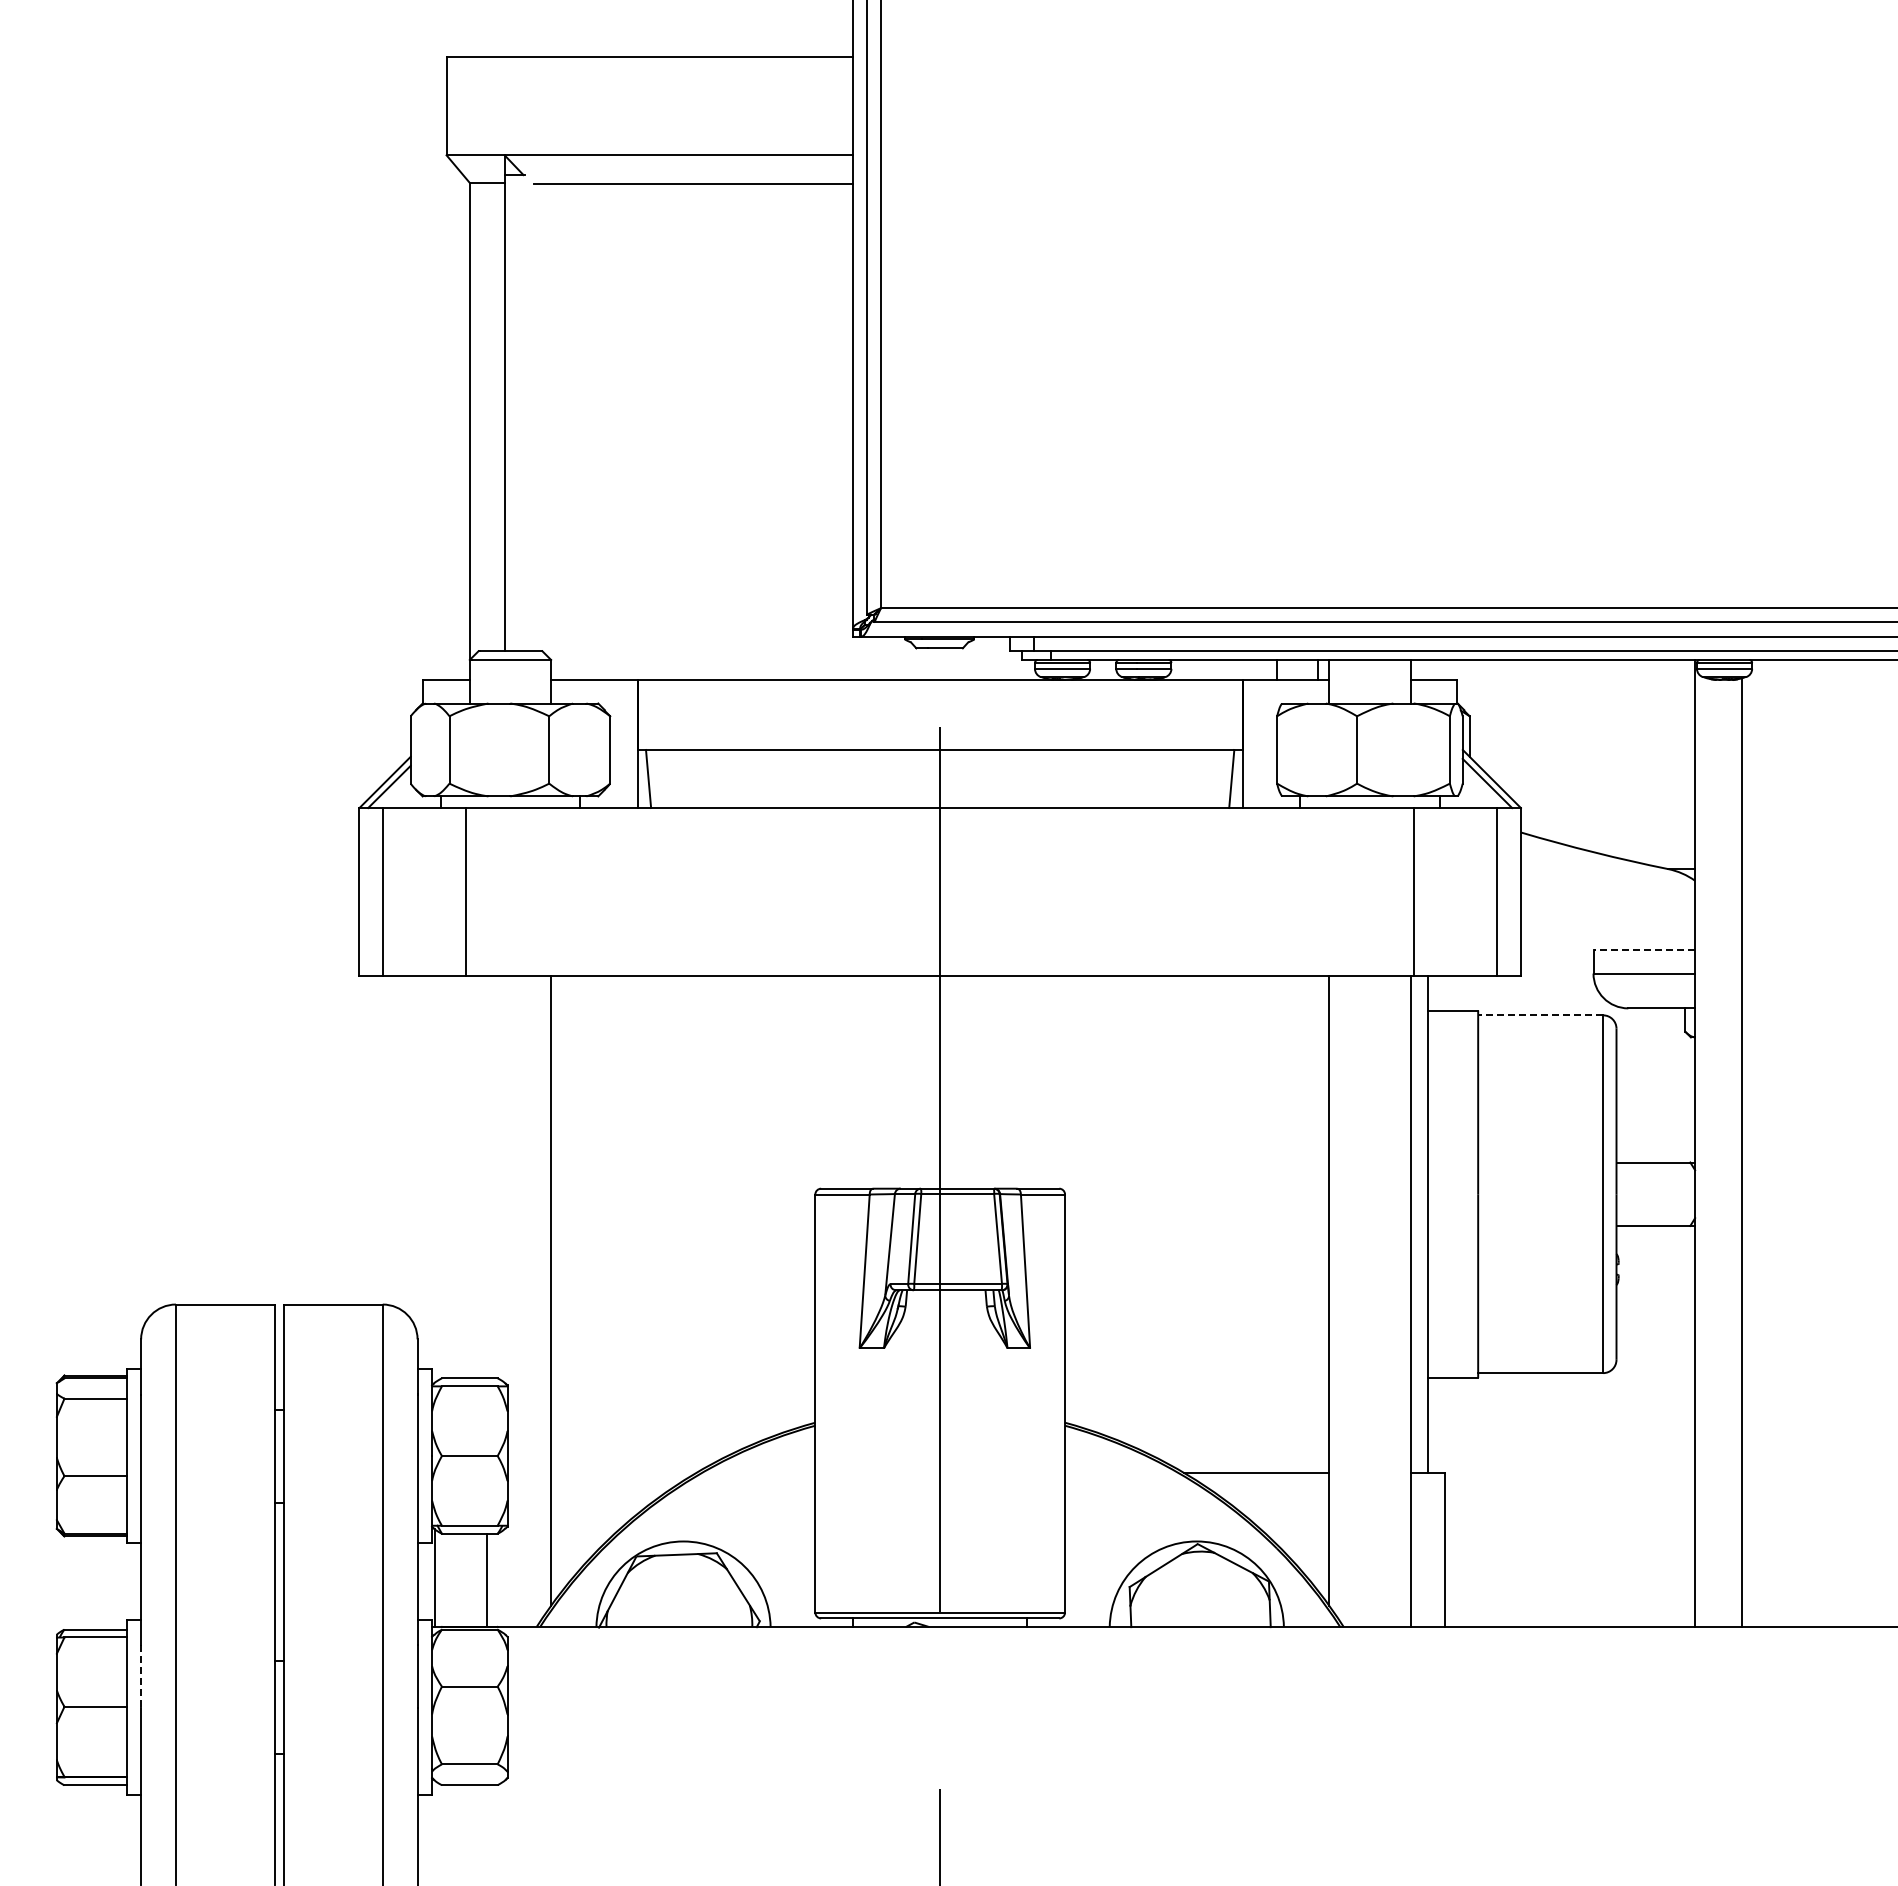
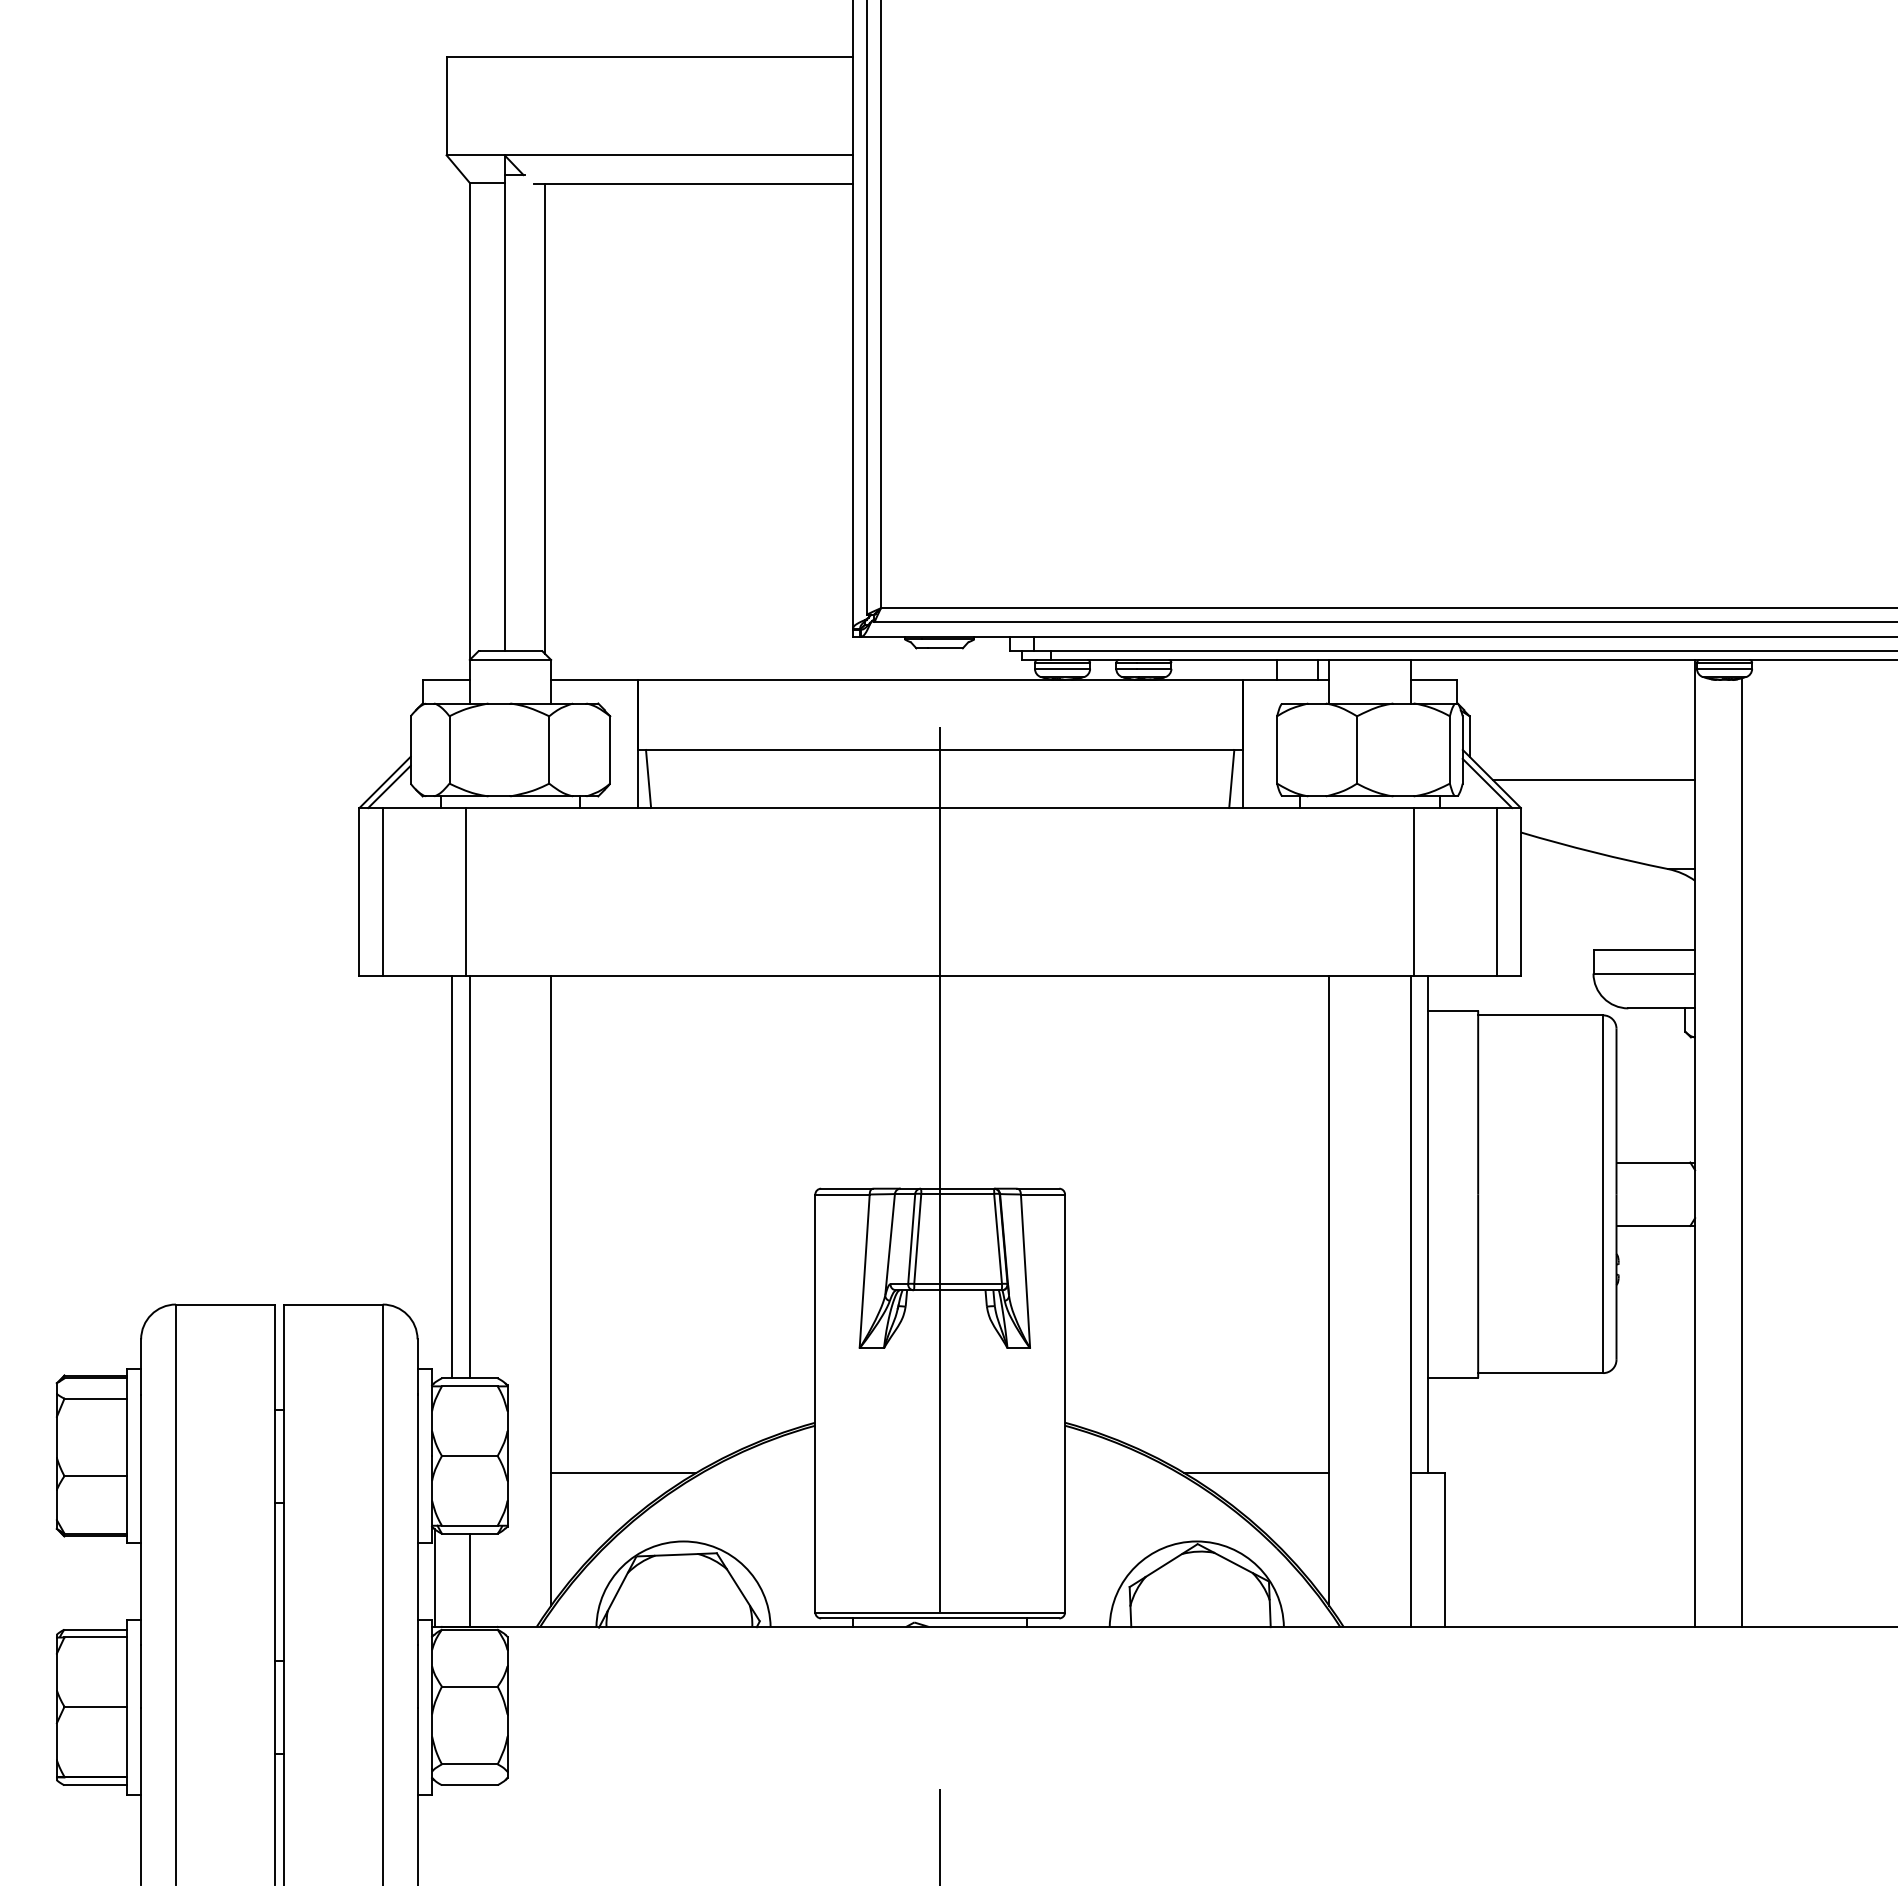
line: none -> present (545, 419)
line: none -> present (1593, 779)
line: dashed -> solid (1644, 950)
line: dashed -> solid (1540, 1015)
line: none -> present (452, 1177)
line: none -> present (469, 1177)
line: none -> present (623, 1472)
line position: (486, 1580) -> (469, 1580) (469, 1580)
line: dashed -> solid (141, 1677)
